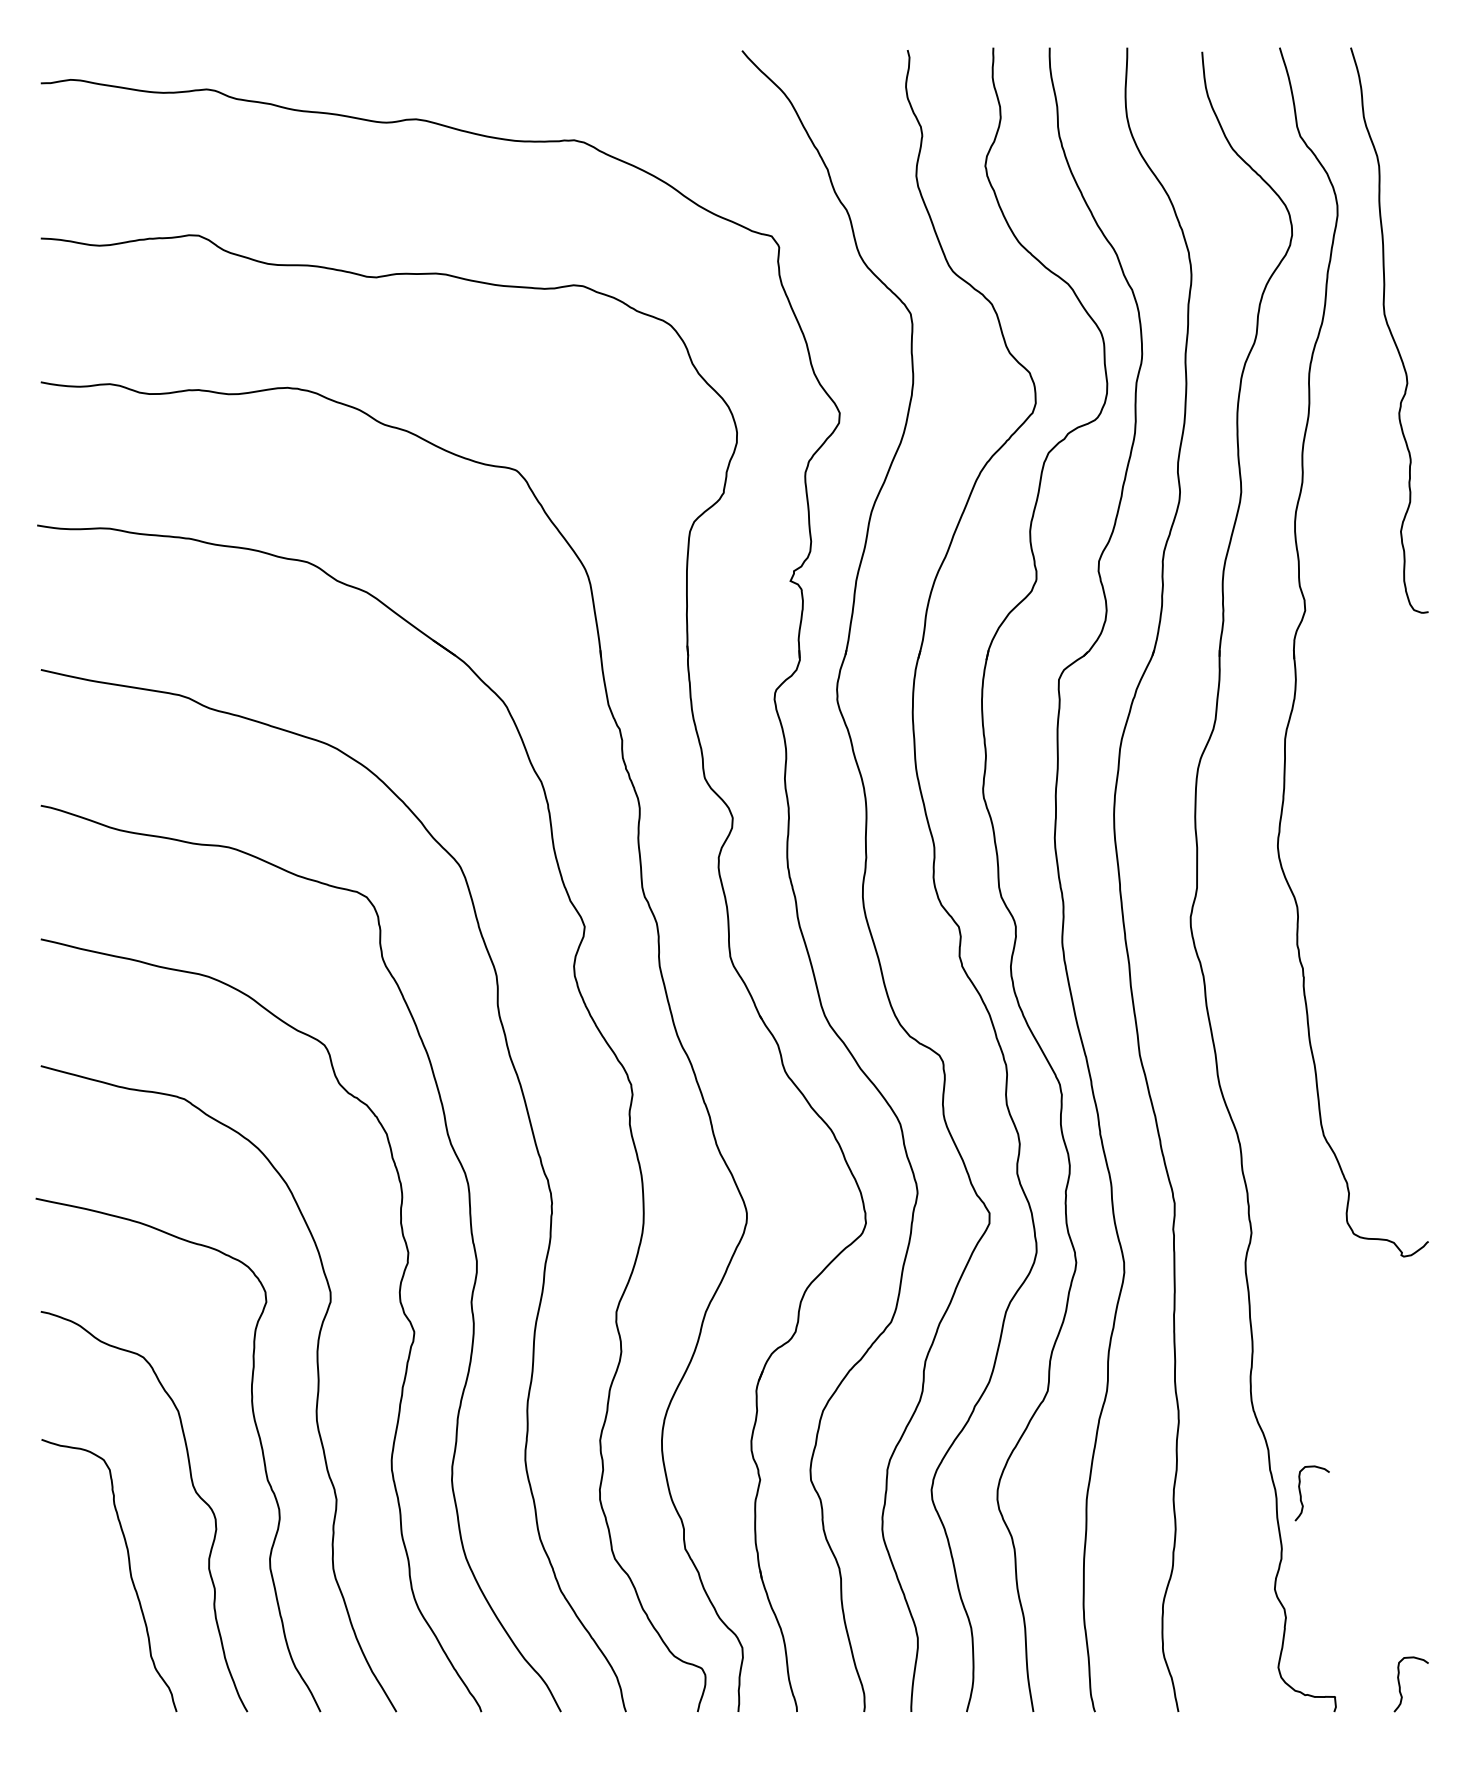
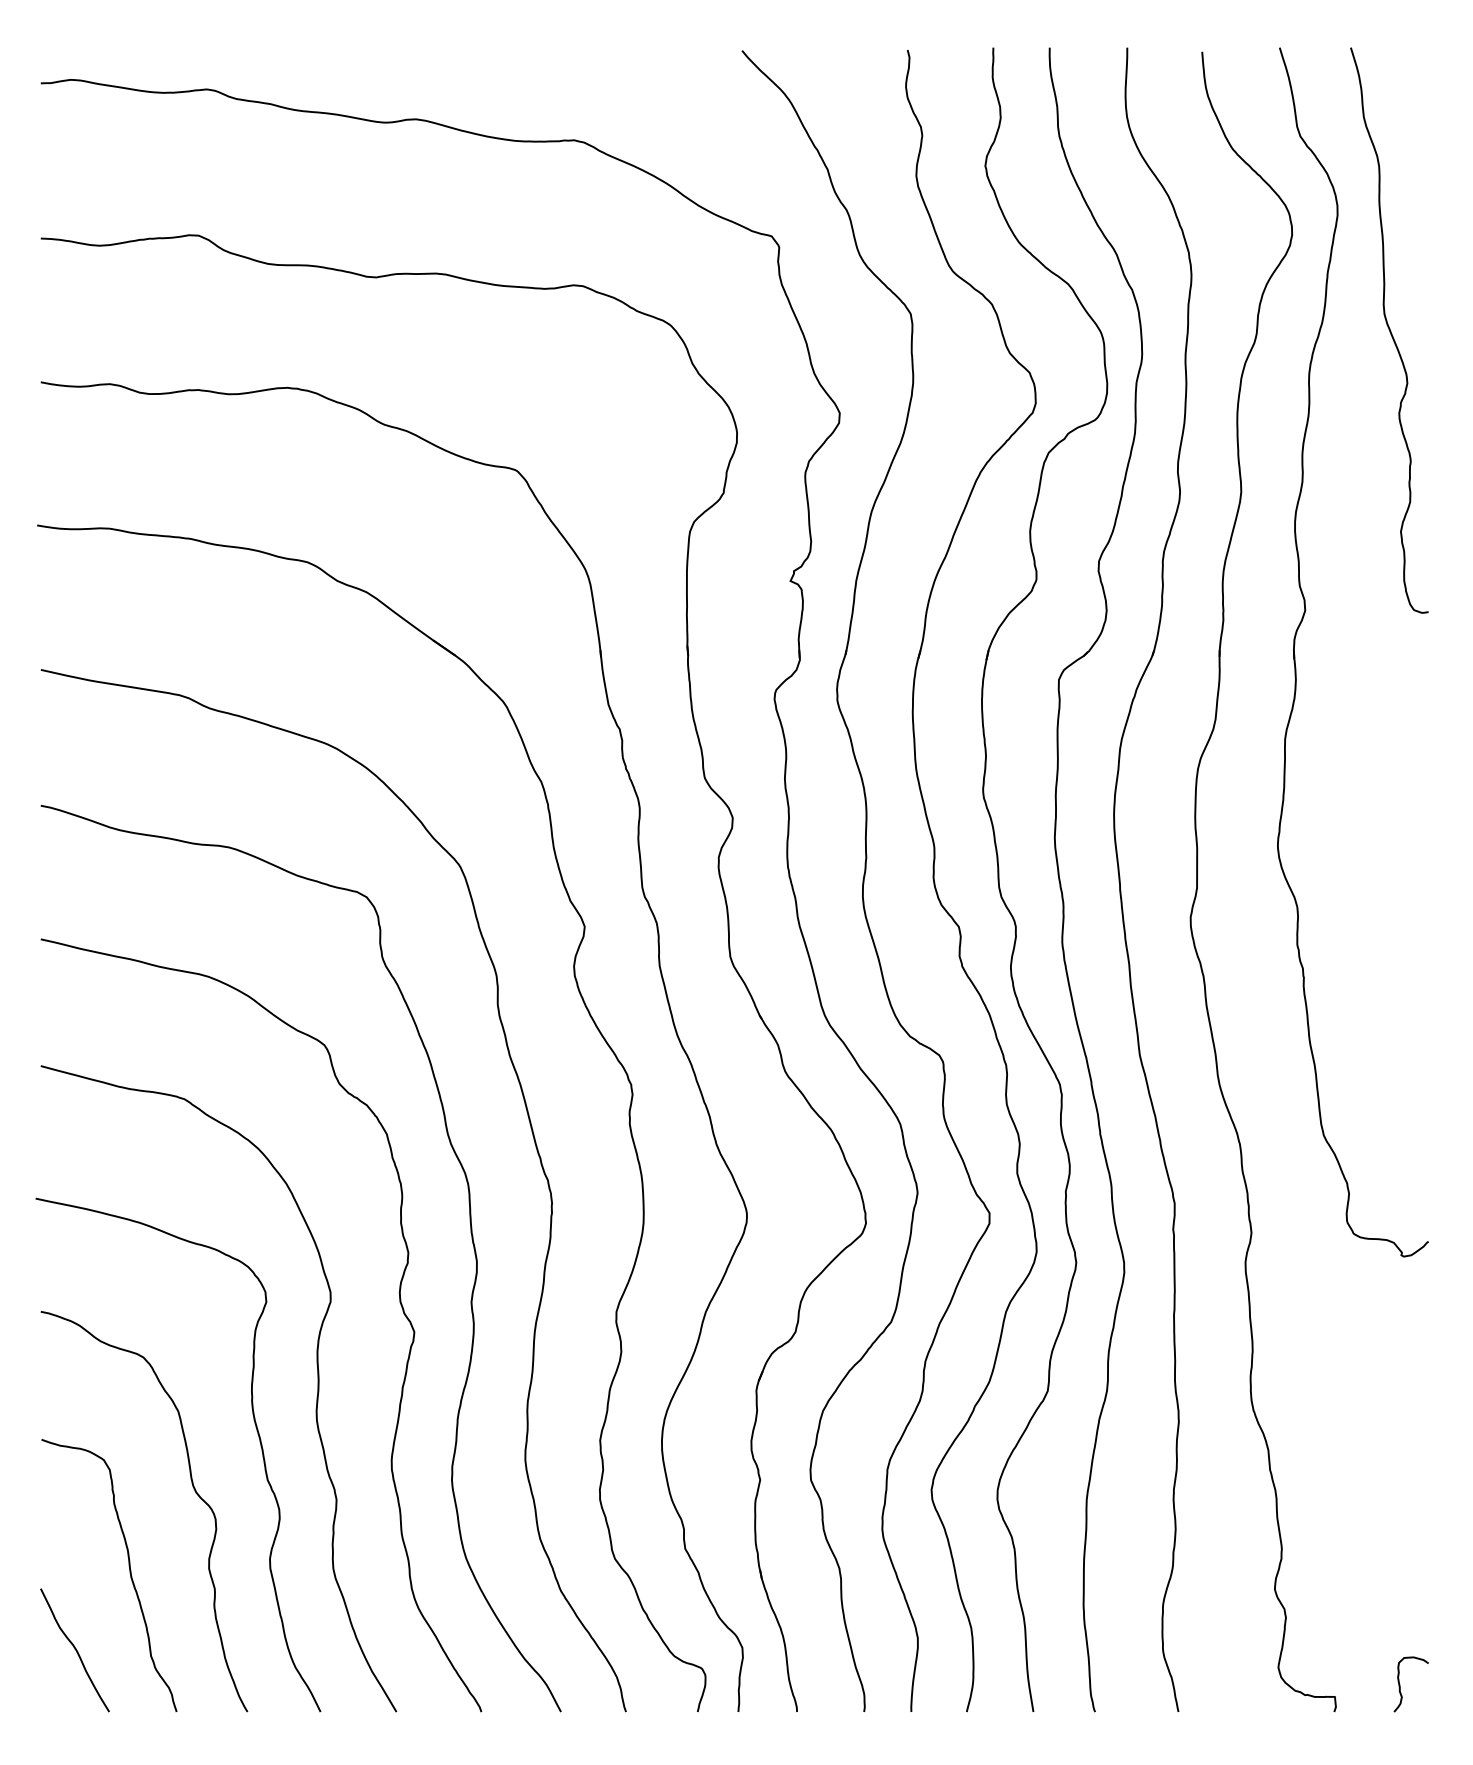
curve: present -> none (1301, 1493)
curve: none -> present (74, 1649)
